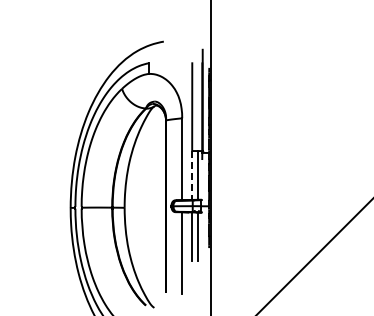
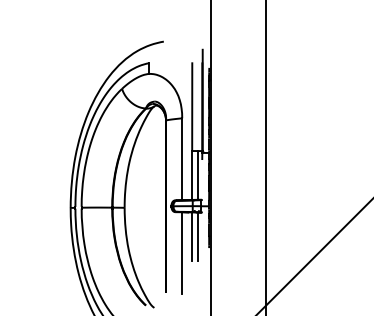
line: none -> present (265, 157)
line: dashed -> solid (192, 175)
